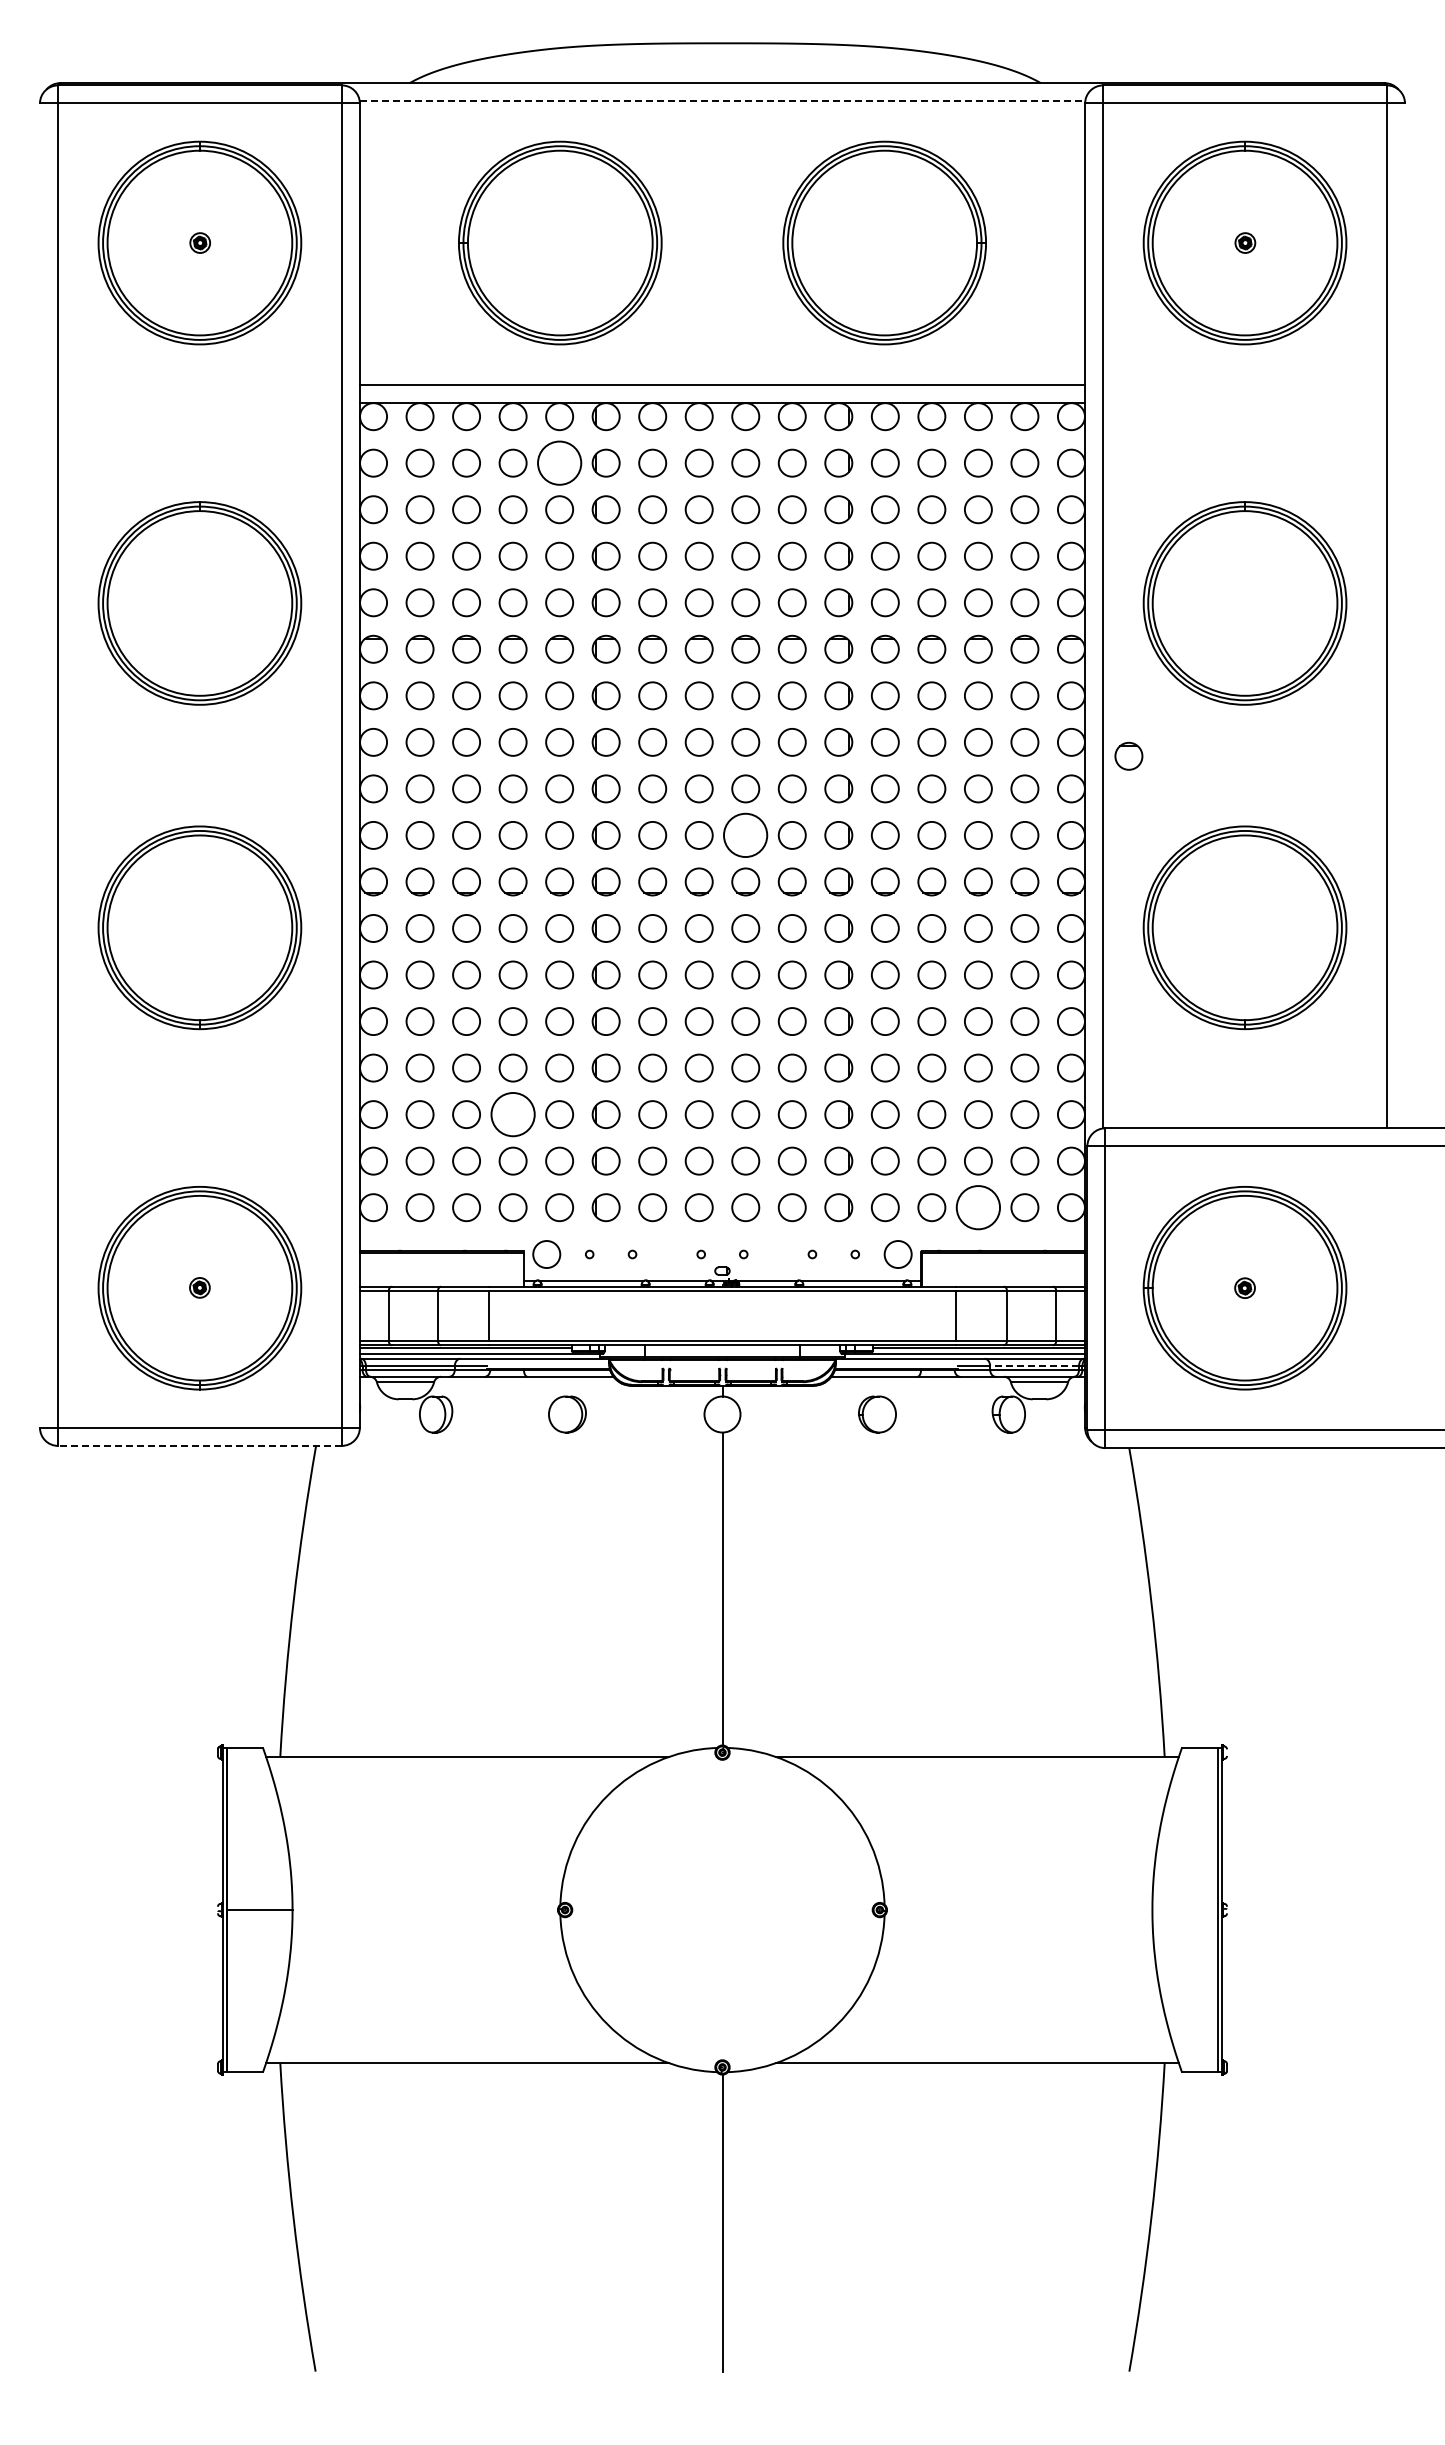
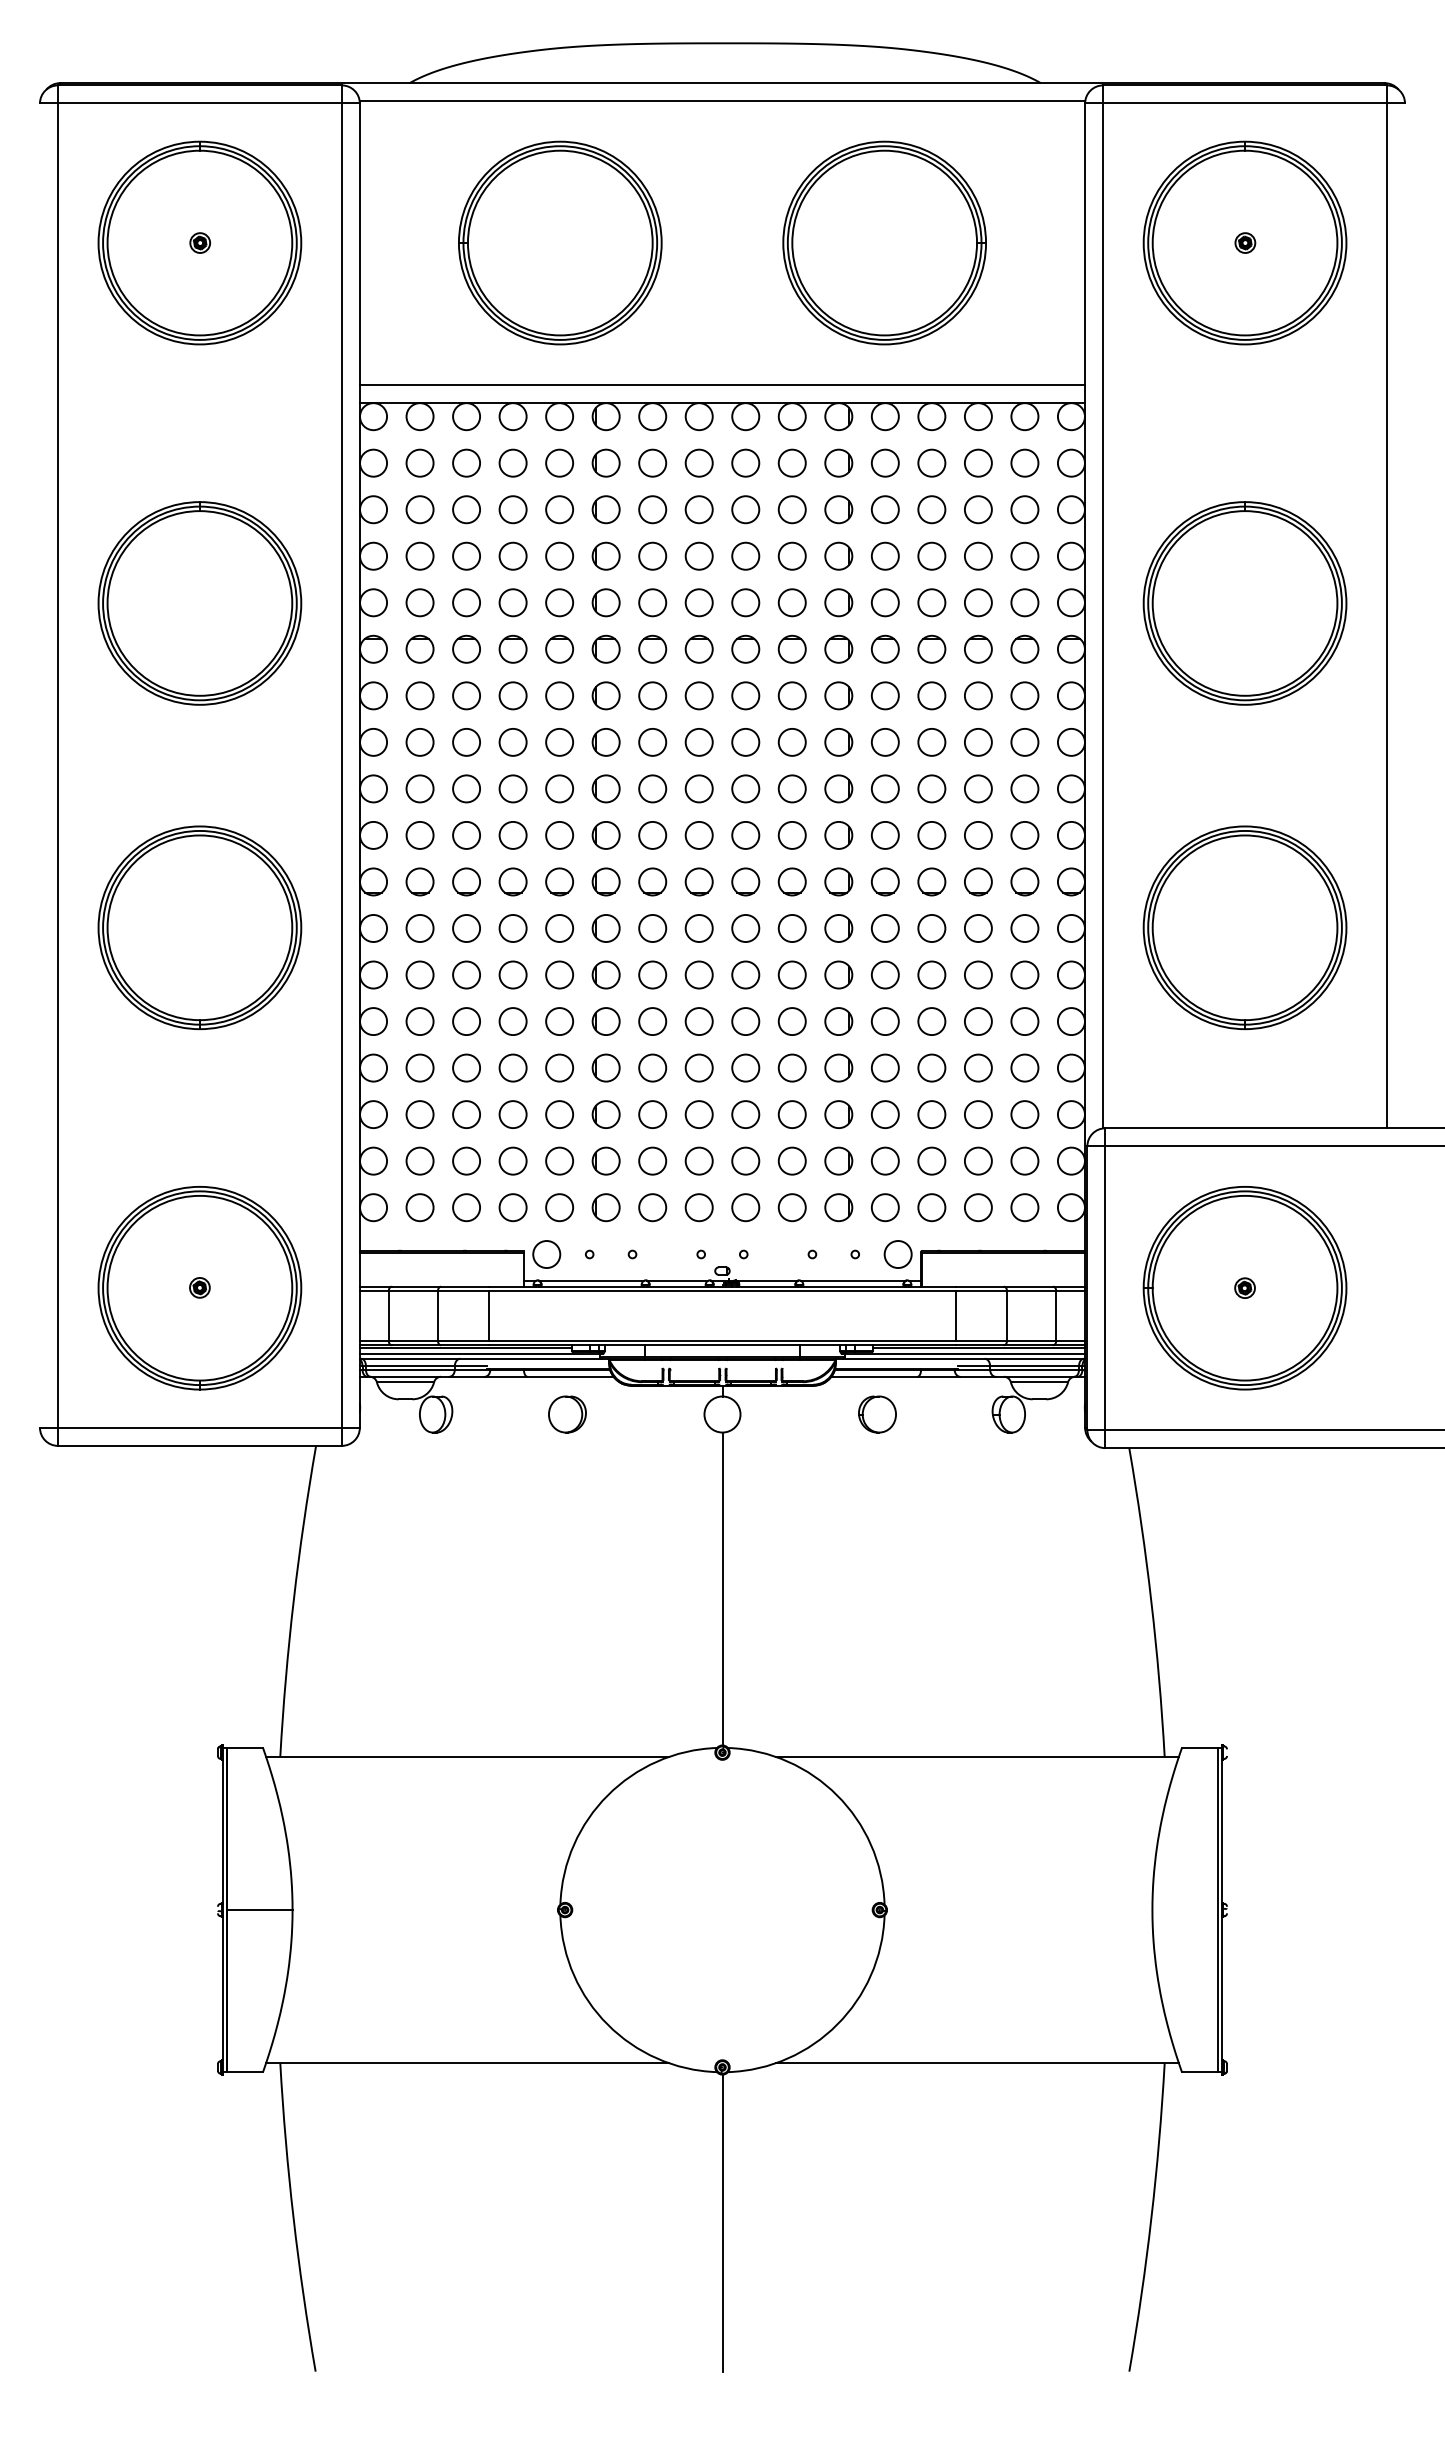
line: dashed -> solid (722, 101)
circle diameter: 43 px -> 27 px (559, 462)
part: present -> none (1128, 755)
circle size: 46x46 px -> 30x29 px (745, 835)
circle diameter: 43 px -> 27 px (512, 1114)
circle diameter: 43 px -> 27 px (977, 1207)
line: dashed -> solid (1034, 1365)
line: dashed -> solid (199, 1445)
